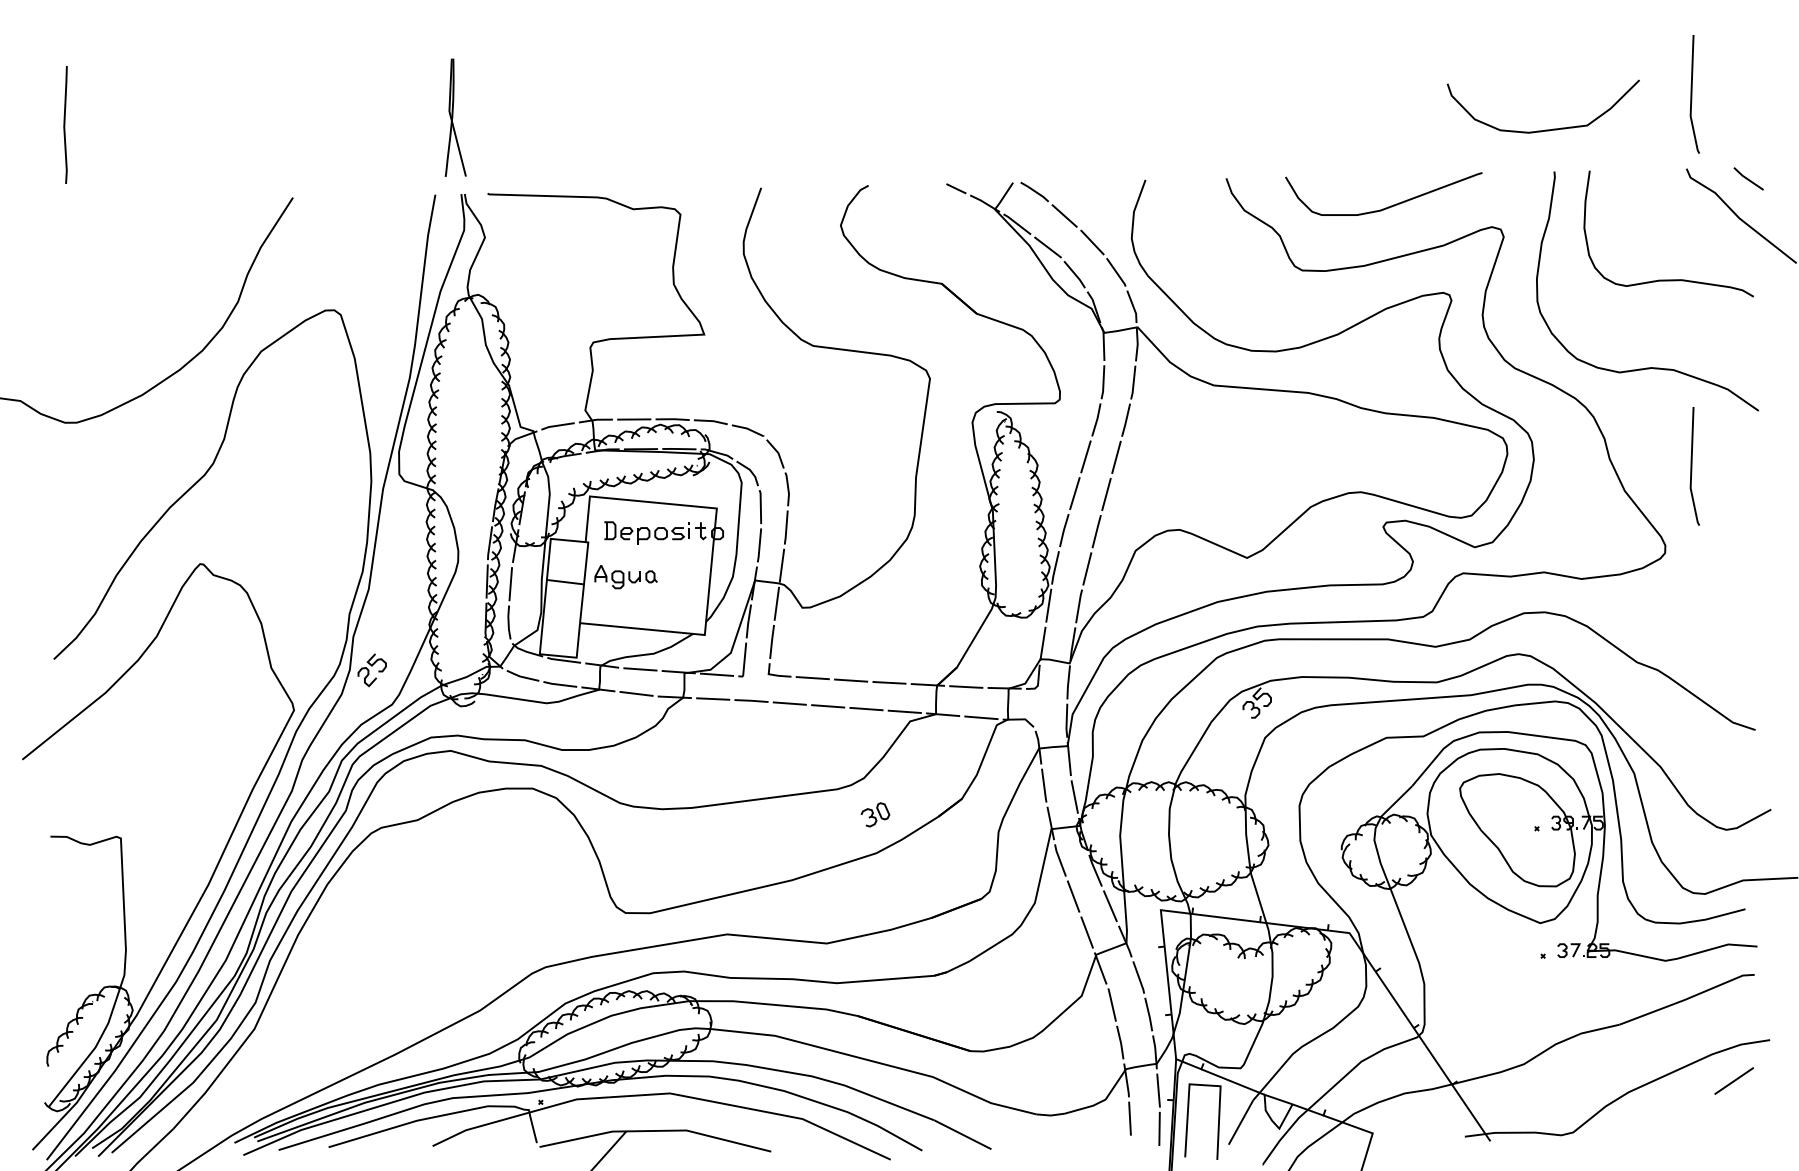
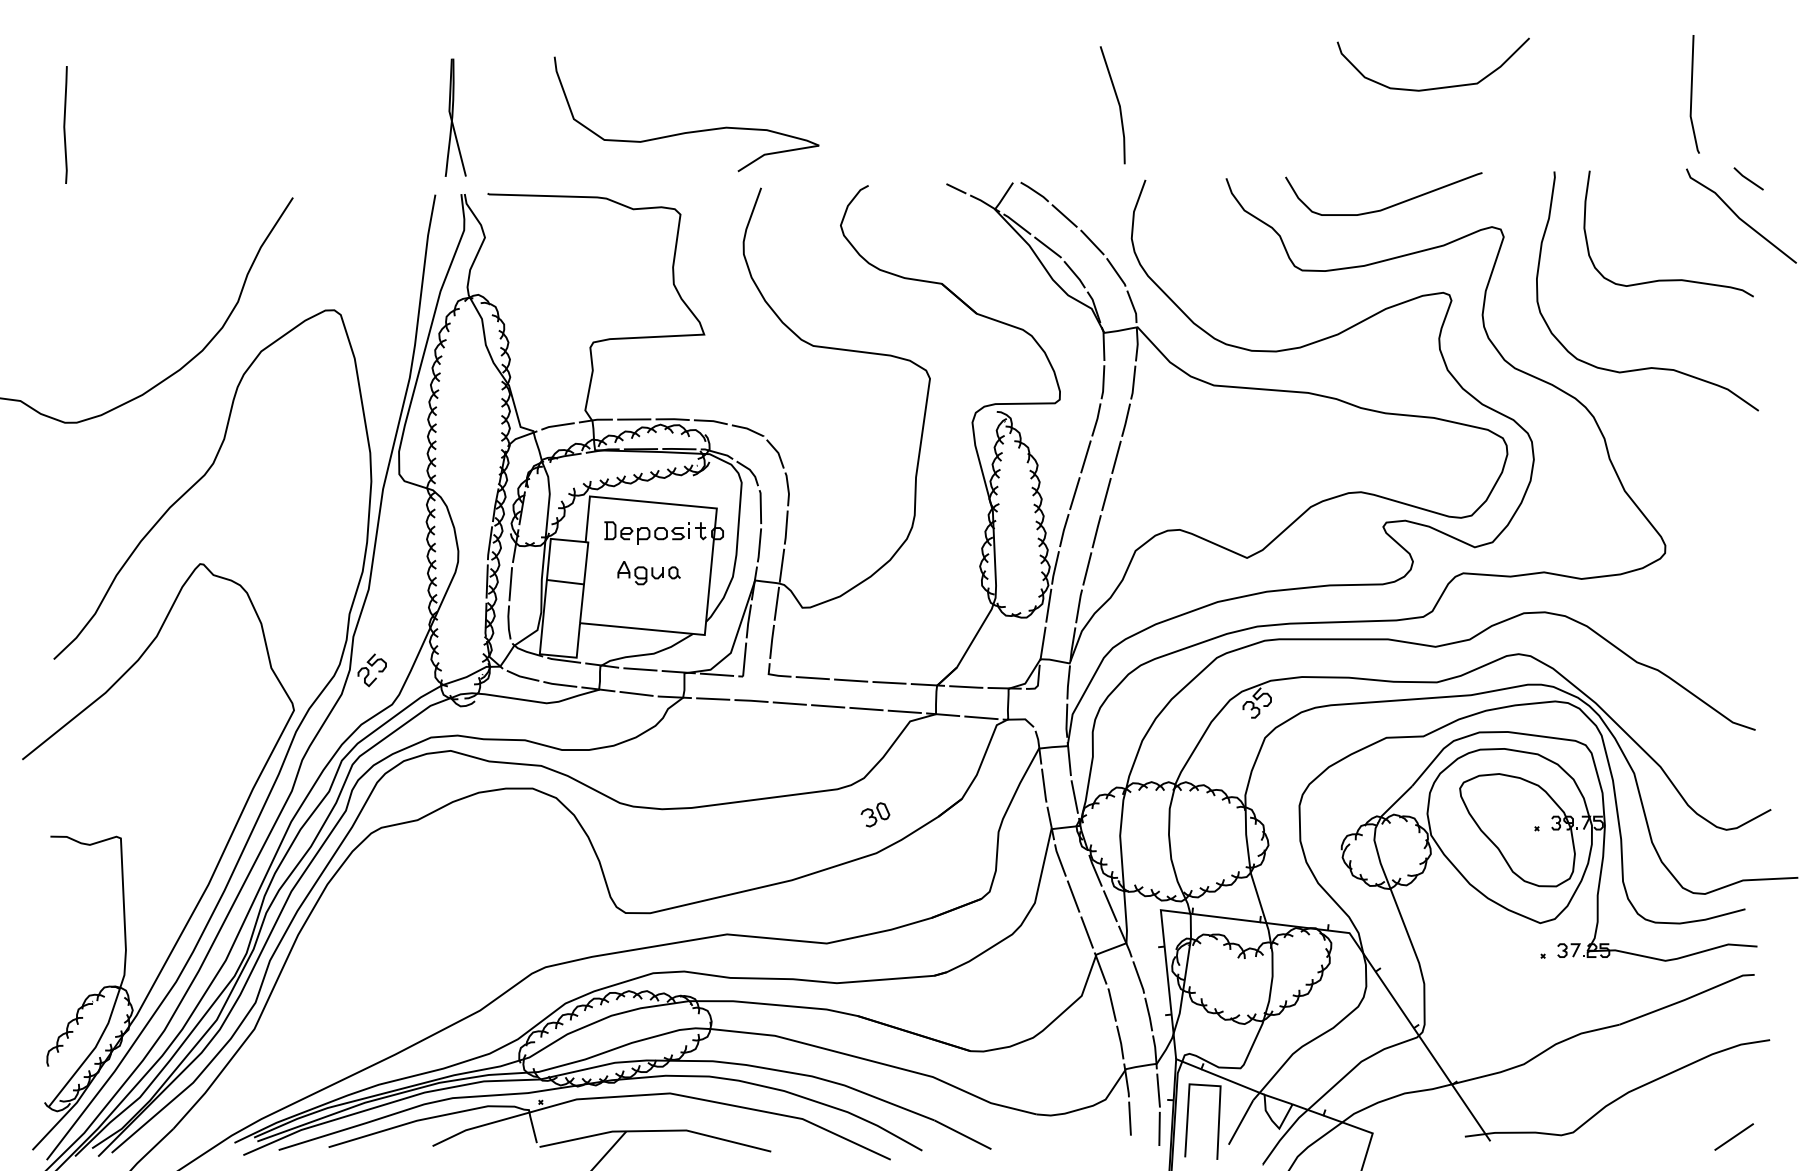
line: none -> present (1117, 102)
curve position: (1545, 129) -> (1435, 87) (1435, 87)
part: none -> present (687, 131)
line: present -> none (1692, 466)
part position: (625, 577) -> (648, 573) (648, 573)
line position: (1733, 1080) -> (1733, 1136) (1733, 1136)
